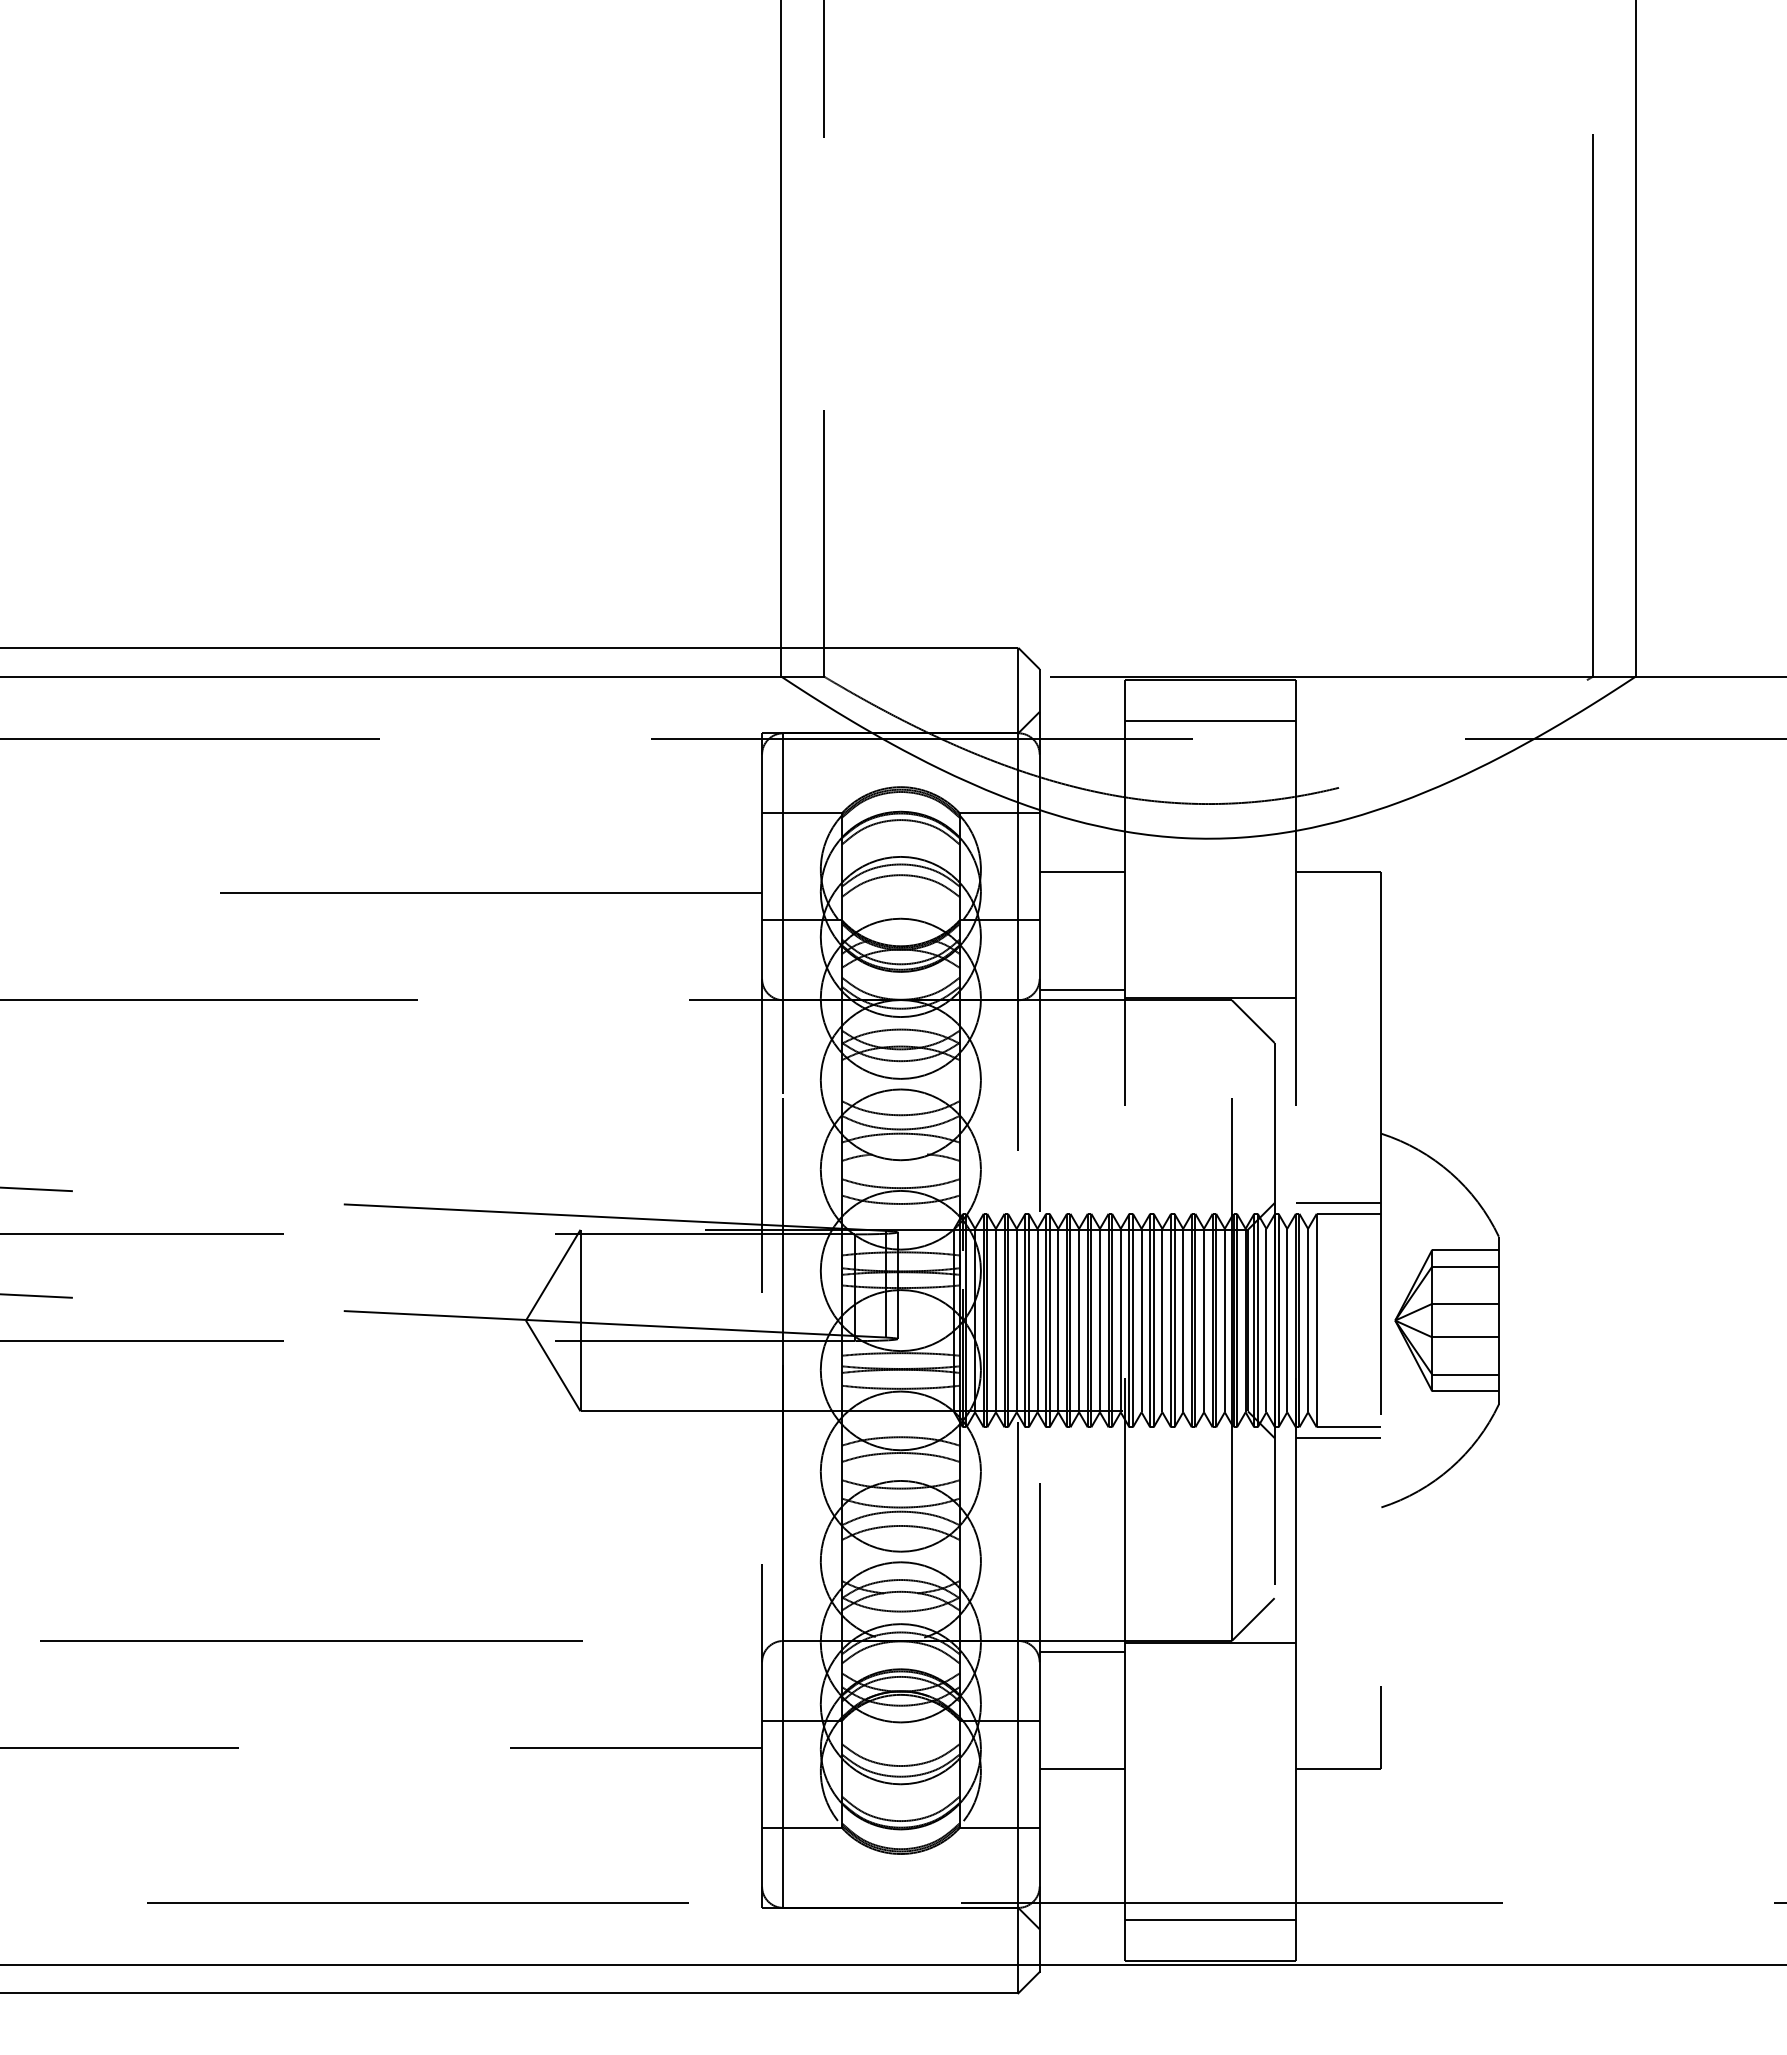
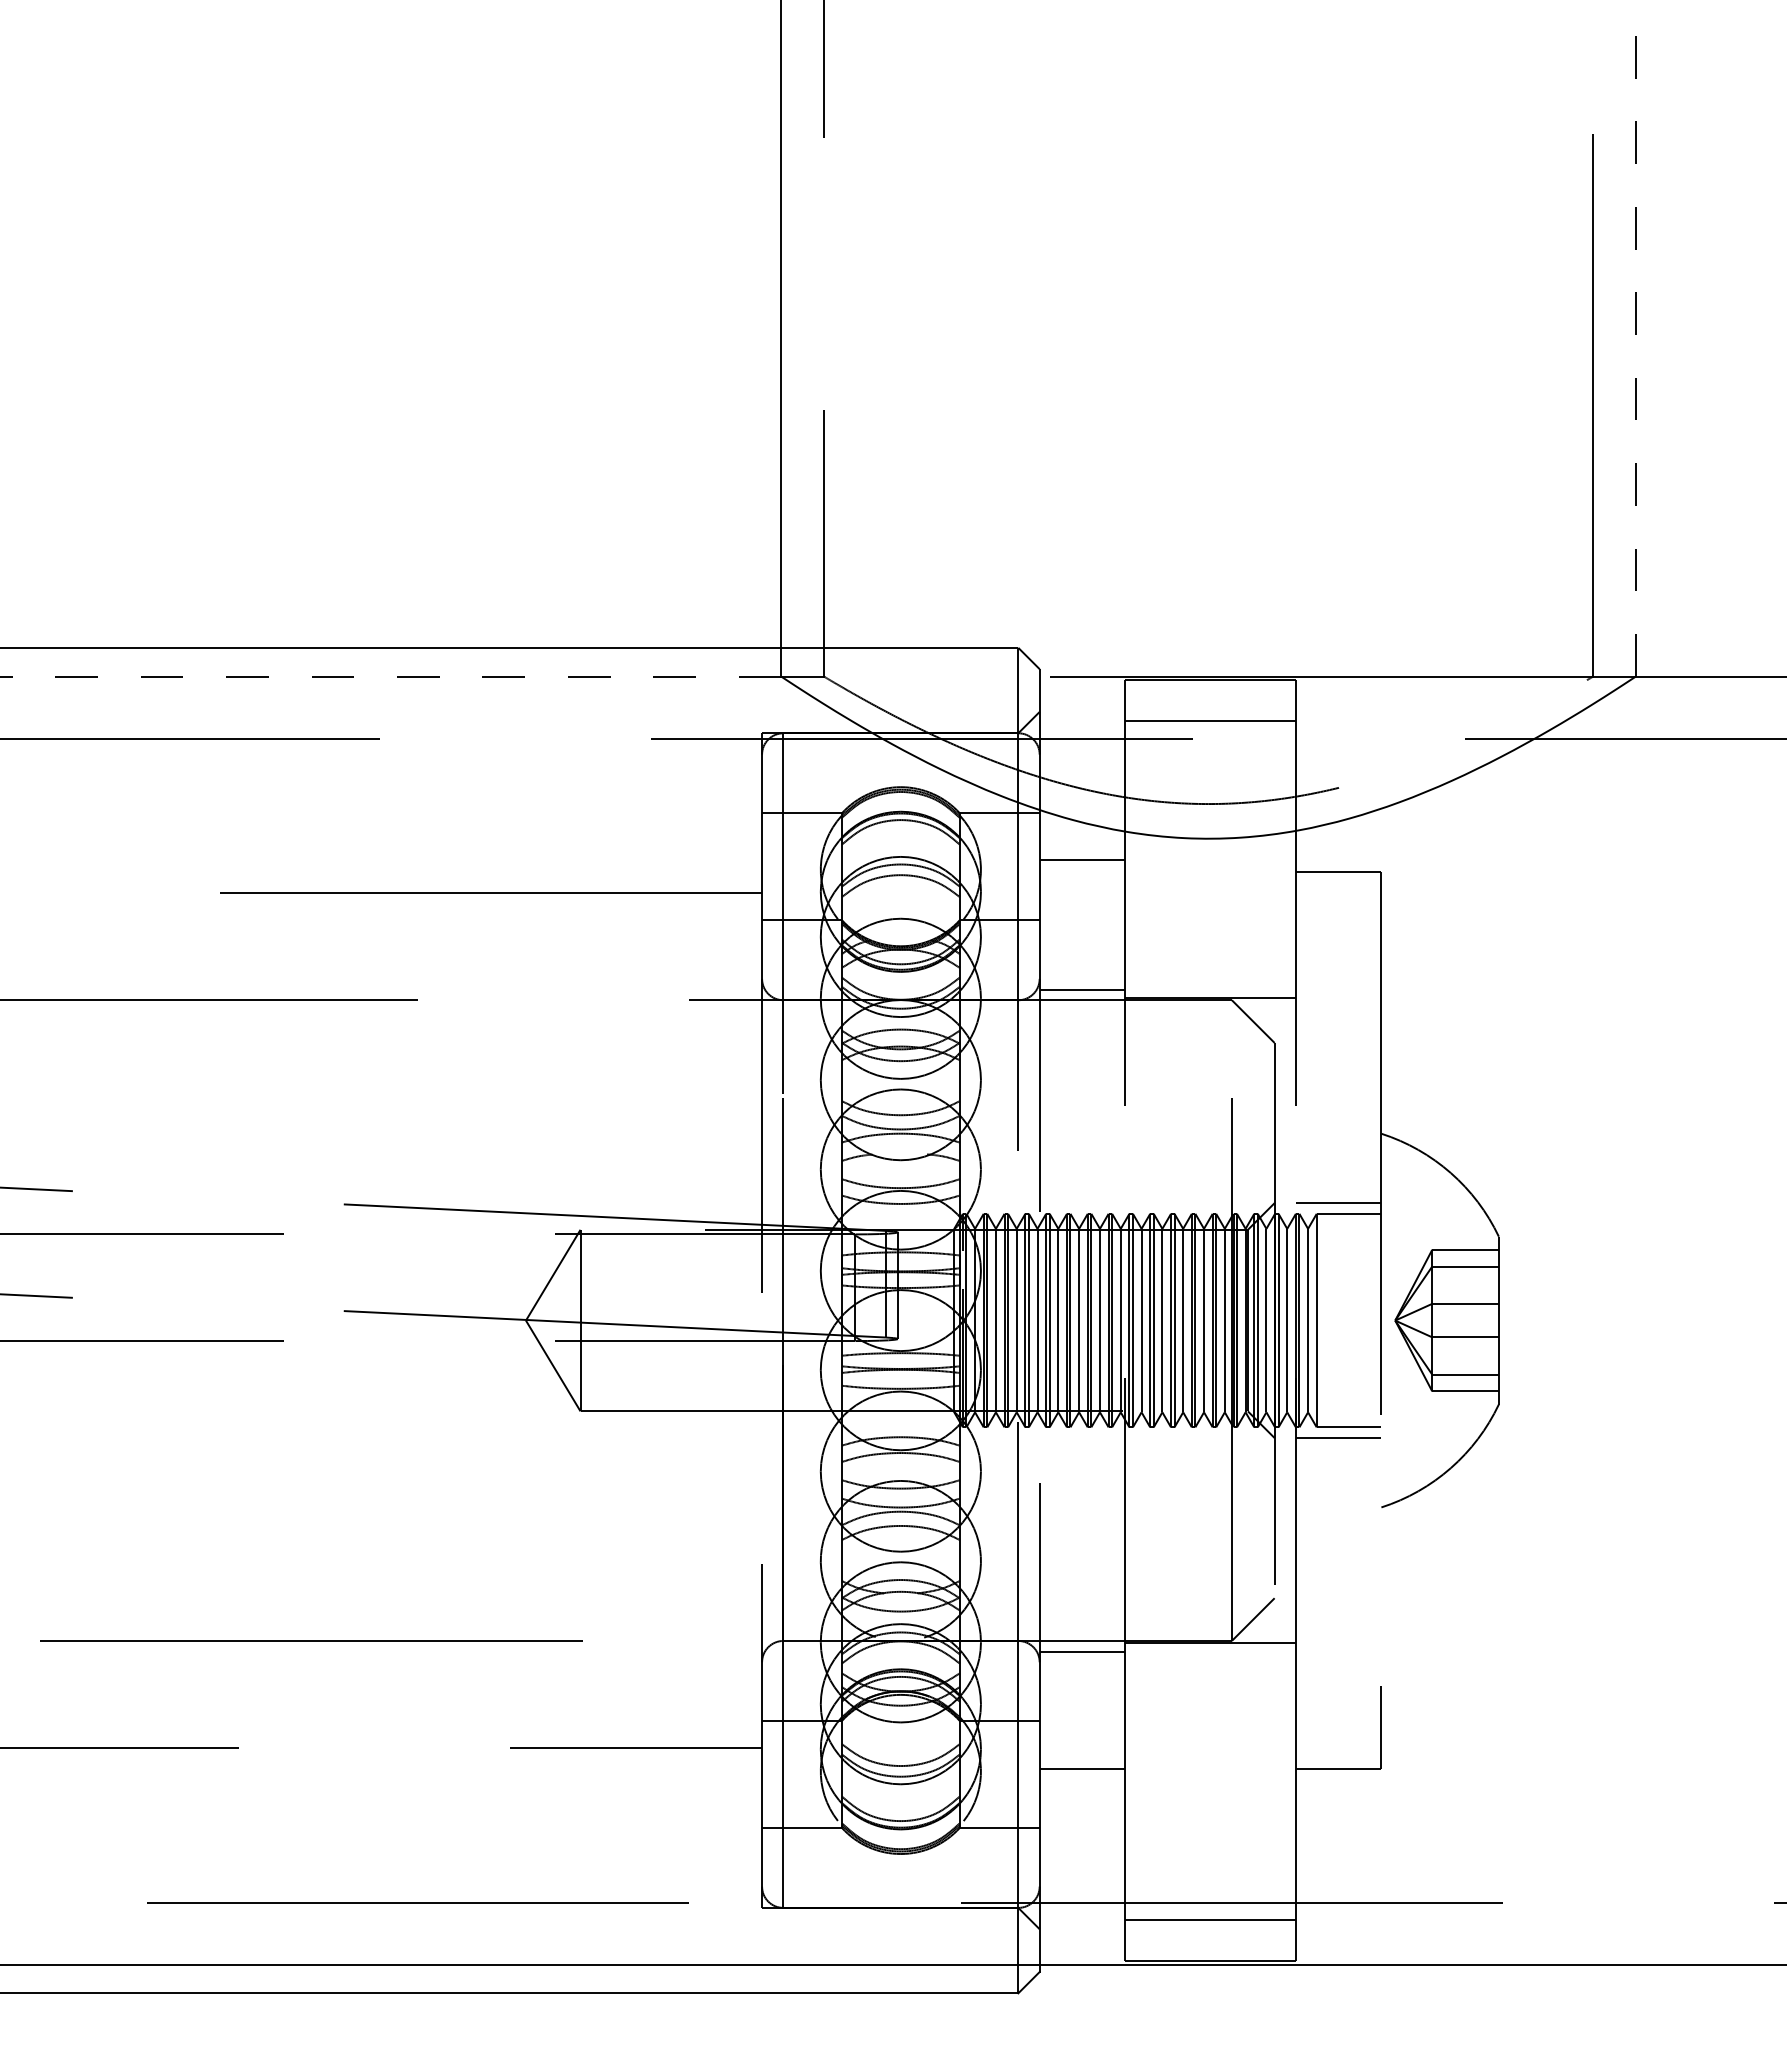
line: solid -> dashed (1635, 338)
line: solid -> dashed (390, 676)
line position: (1082, 872) -> (1082, 860) (1082, 860)
